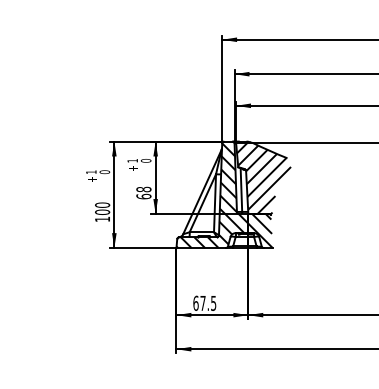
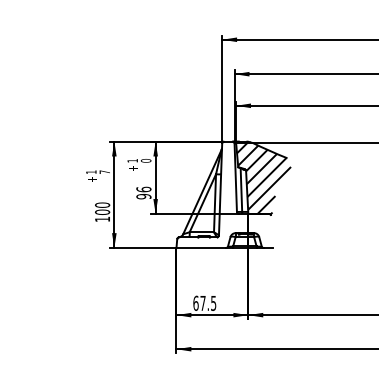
text: 0 -> 7 (104, 172)
text: 68 -> 96 (143, 192)
hatch: present -> none (224, 195)
